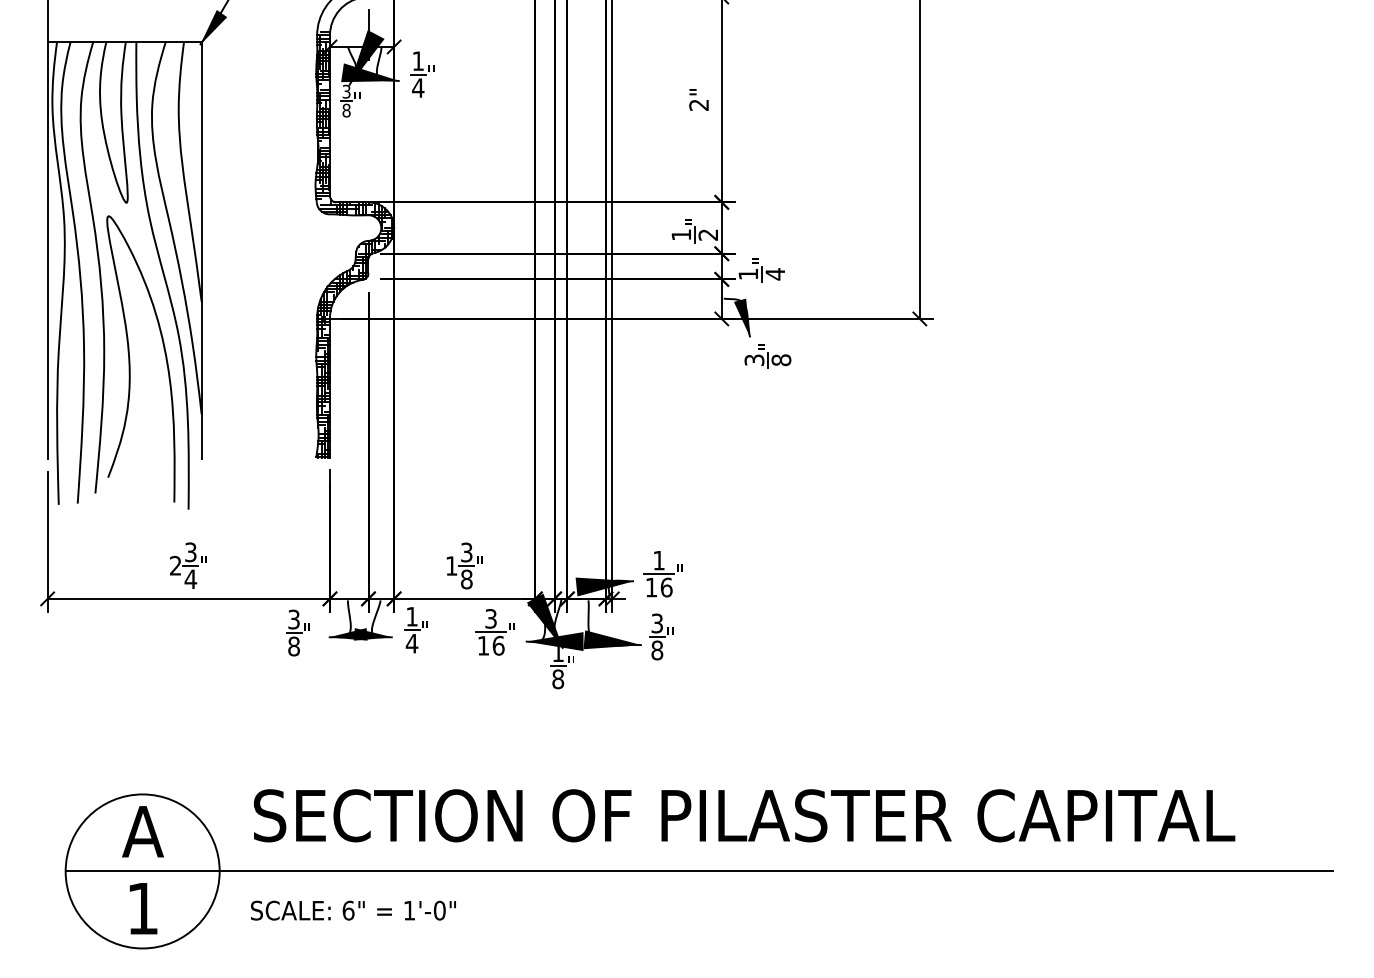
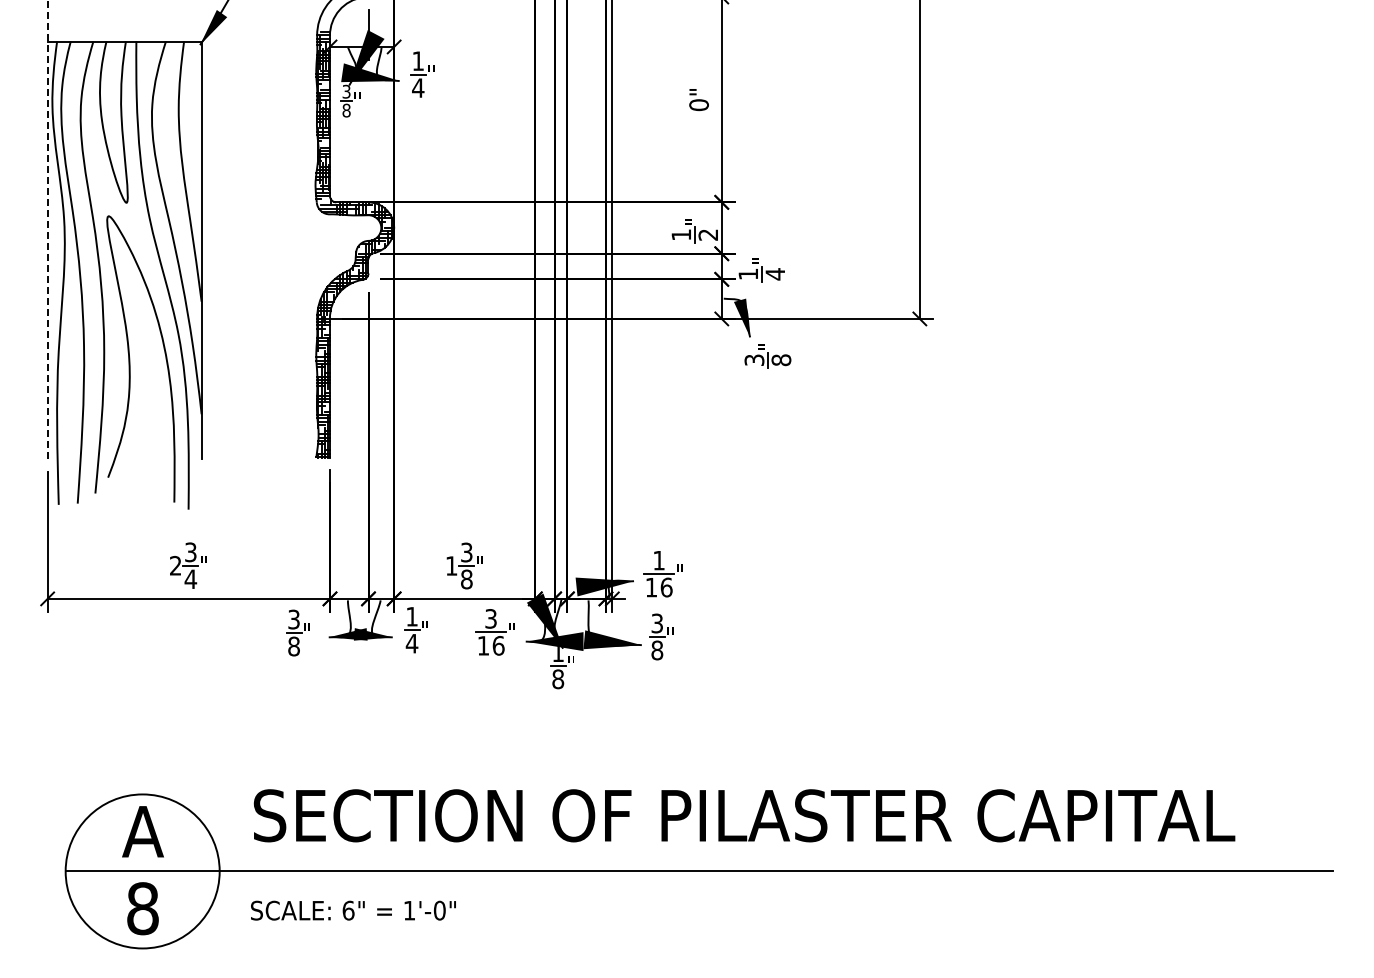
text: 2" -> 0" (698, 105)
line: solid -> dashed (47, 230)
text: 1 -> 8 (142, 908)
